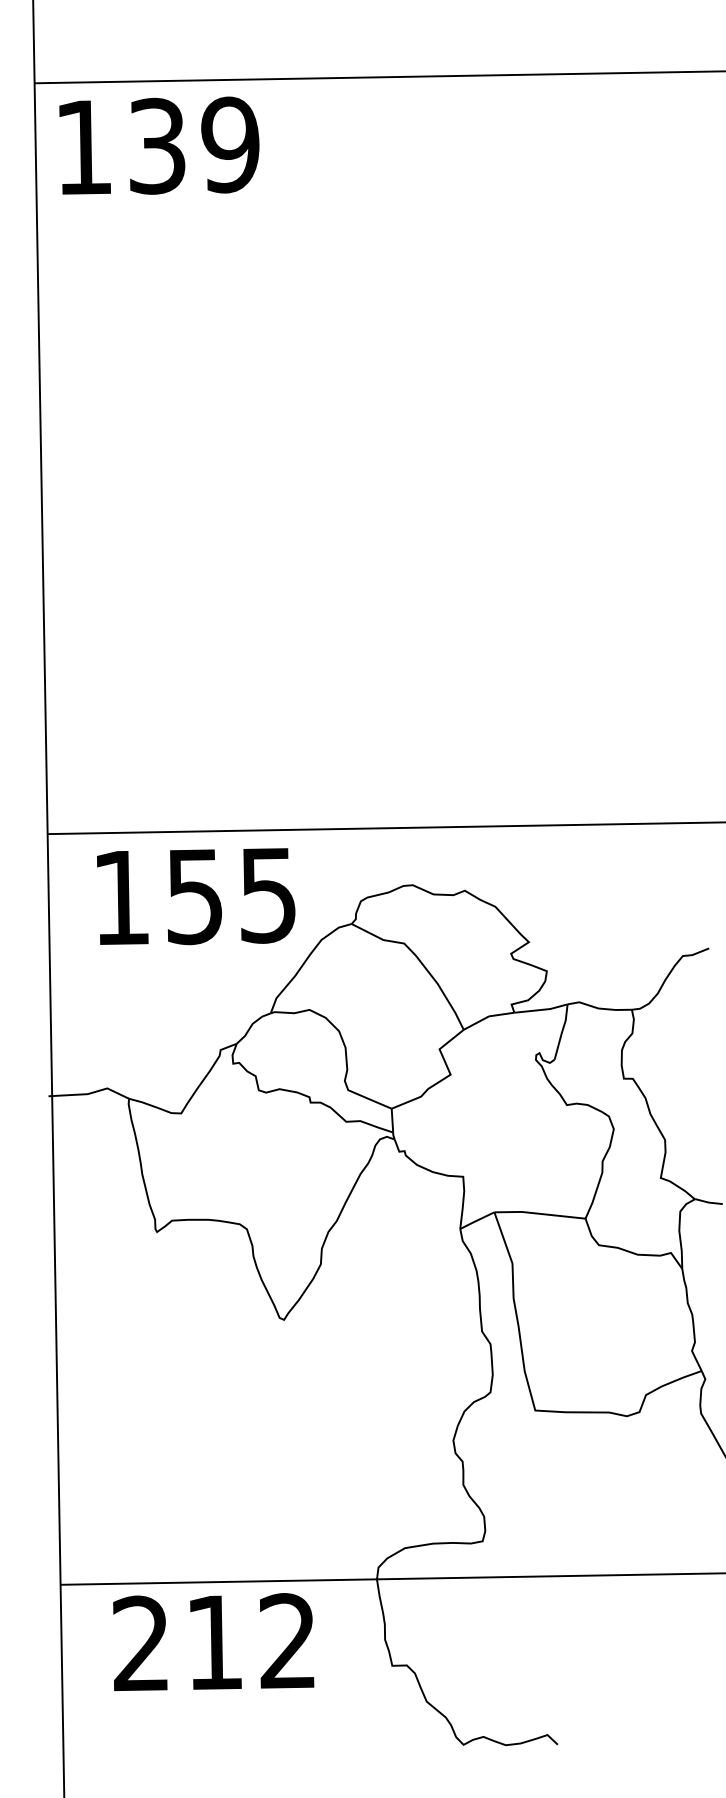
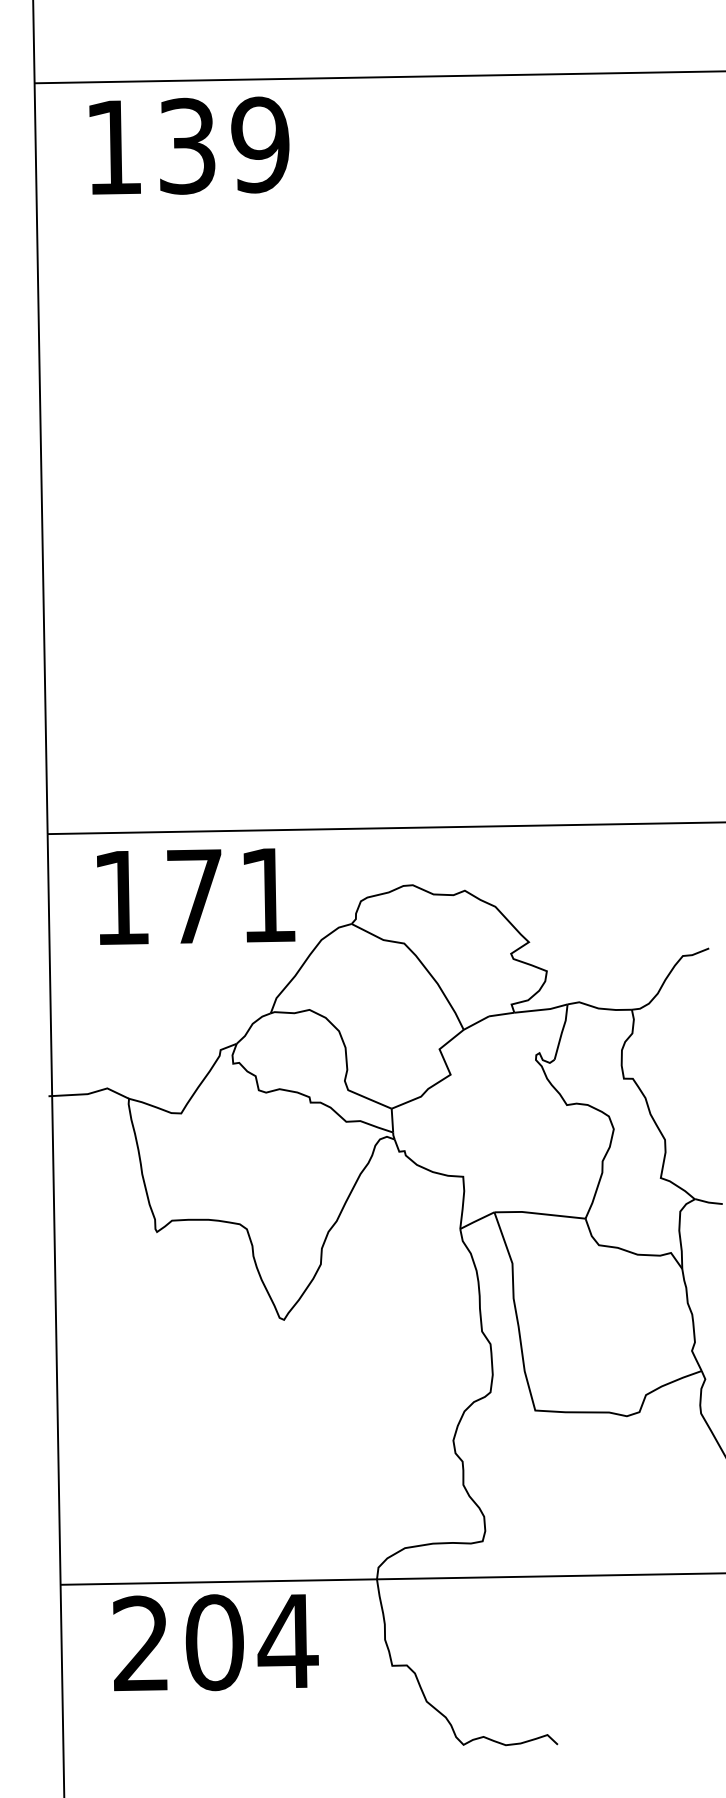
text position: (159, 145) -> (189, 145) (189, 145)
text: 155 -> 171 (231, 896)
text: 212 -> 204 (251, 1642)
